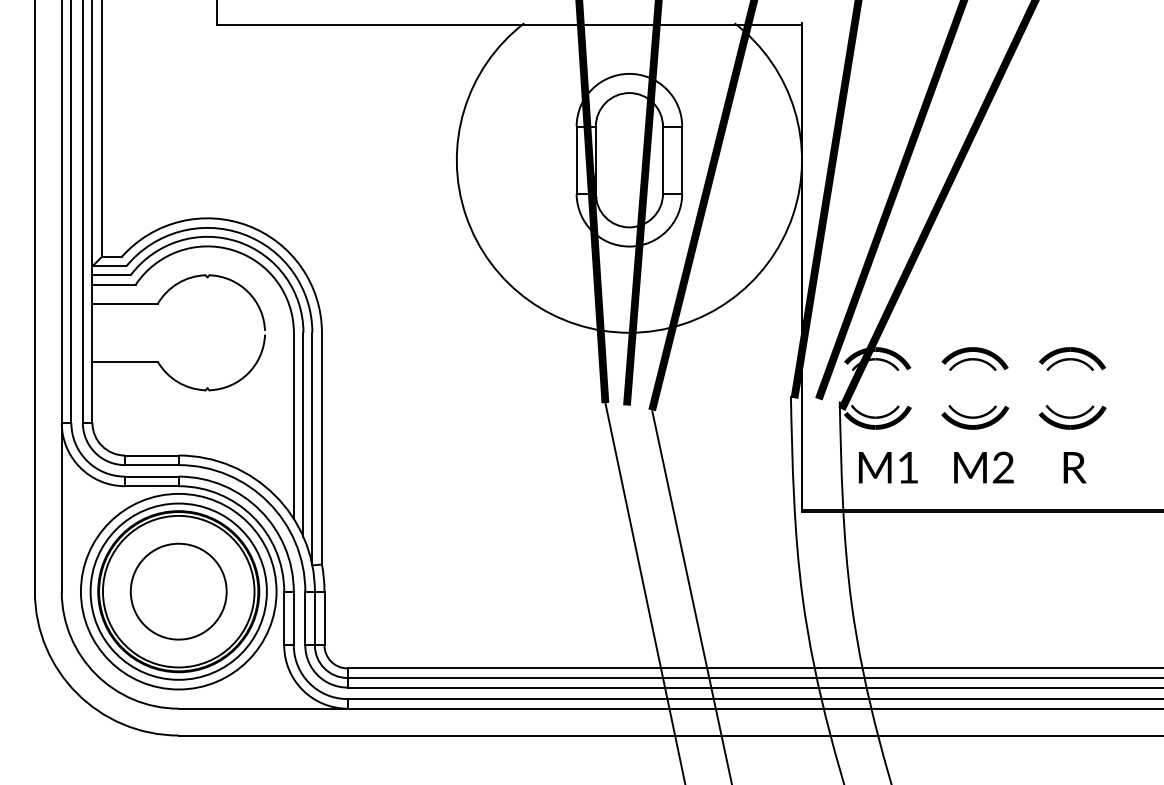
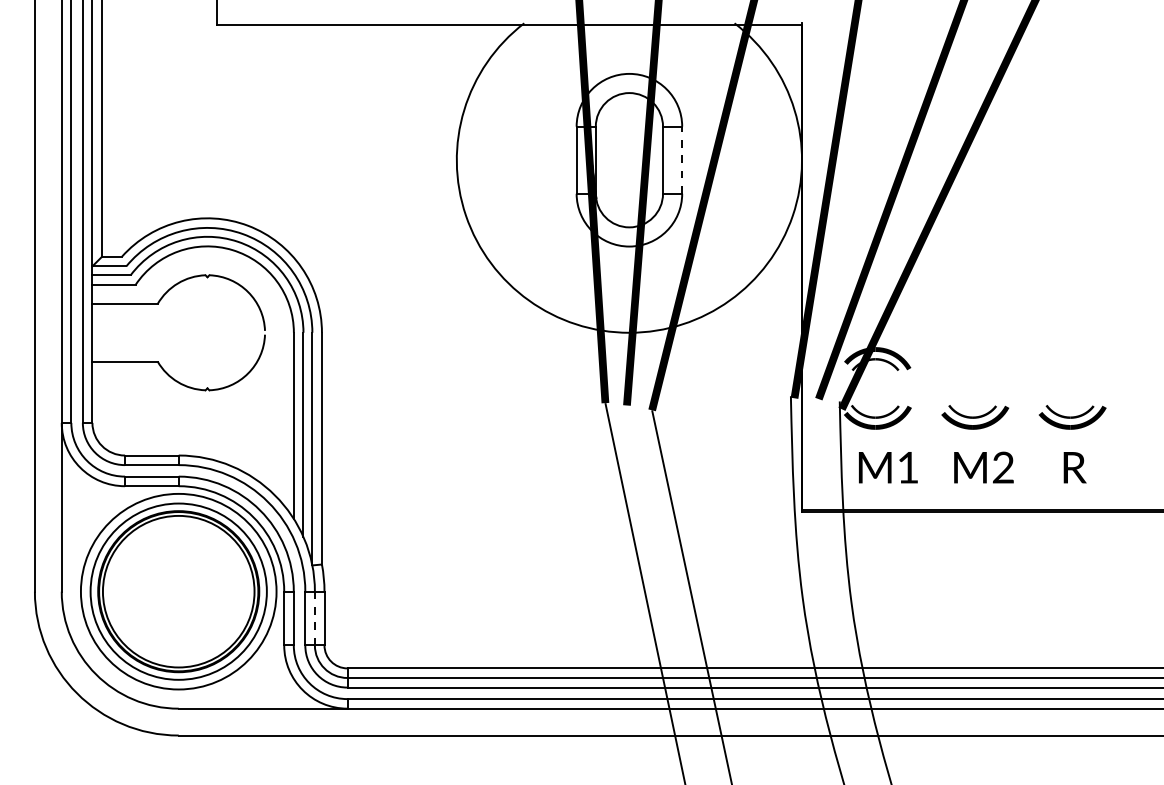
line: solid -> dashed (682, 160)
part: present -> none (974, 358)
part: present -> none (1072, 358)
circle: present -> none (178, 591)
line: solid -> dashed (314, 618)
